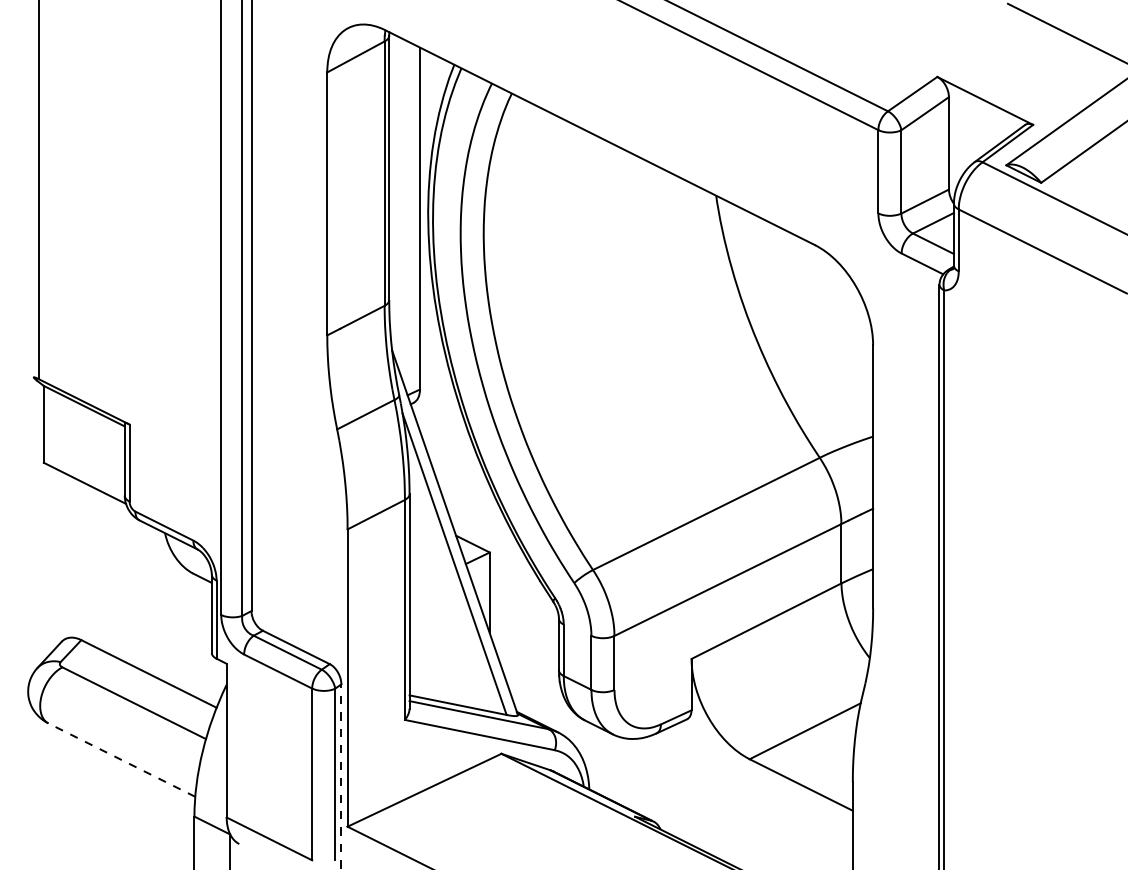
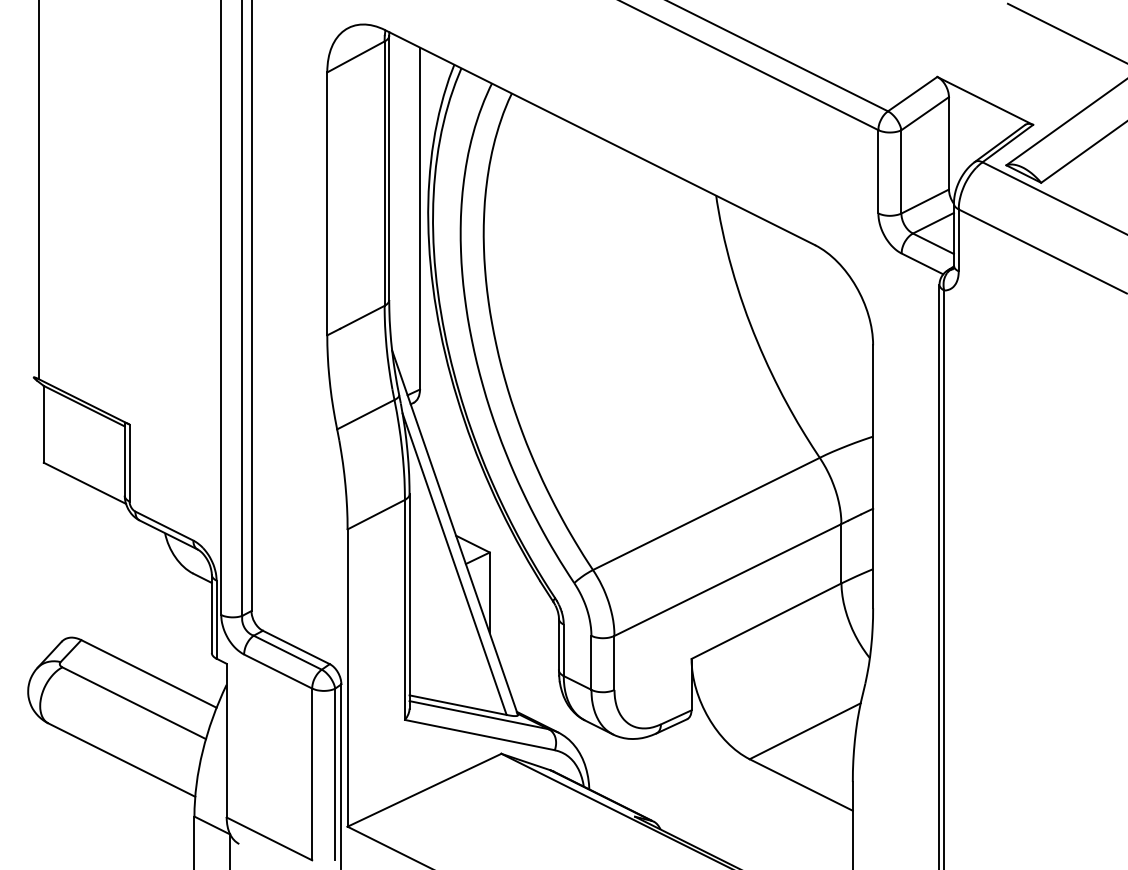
line: dashed -> solid (121, 759)
line: dashed -> solid (341, 775)
